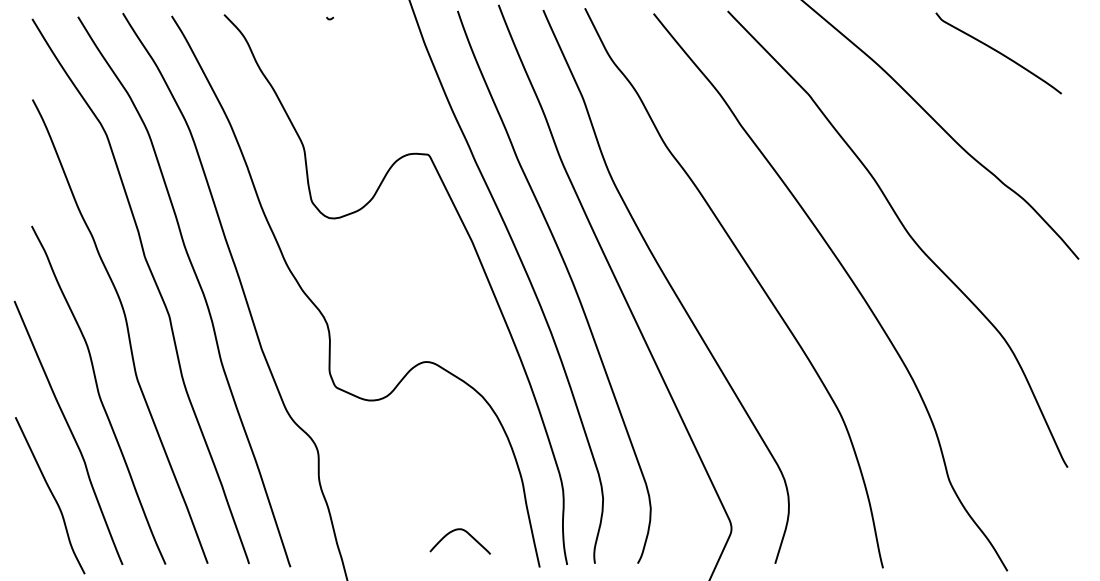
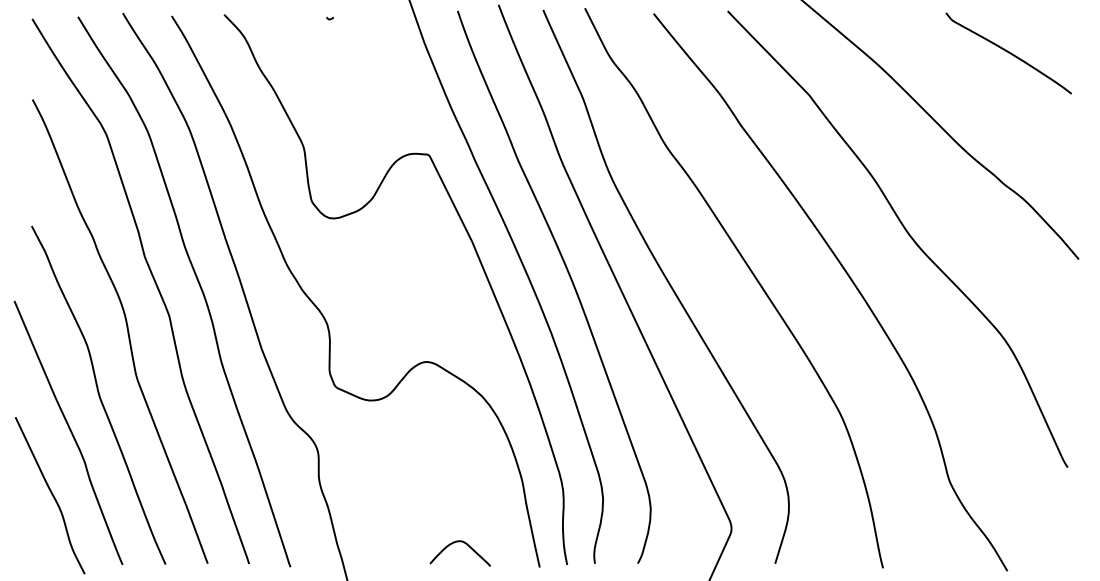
curve position: (998, 53) -> (1008, 53) (1008, 53)
curve position: (465, 532) -> (465, 544) (465, 544)
